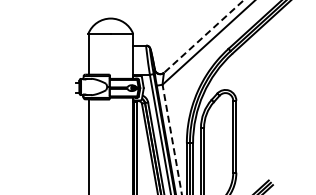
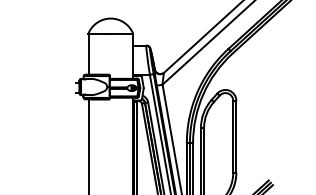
line: dashed -> solid (204, 36)
line: dashed -> solid (172, 139)
